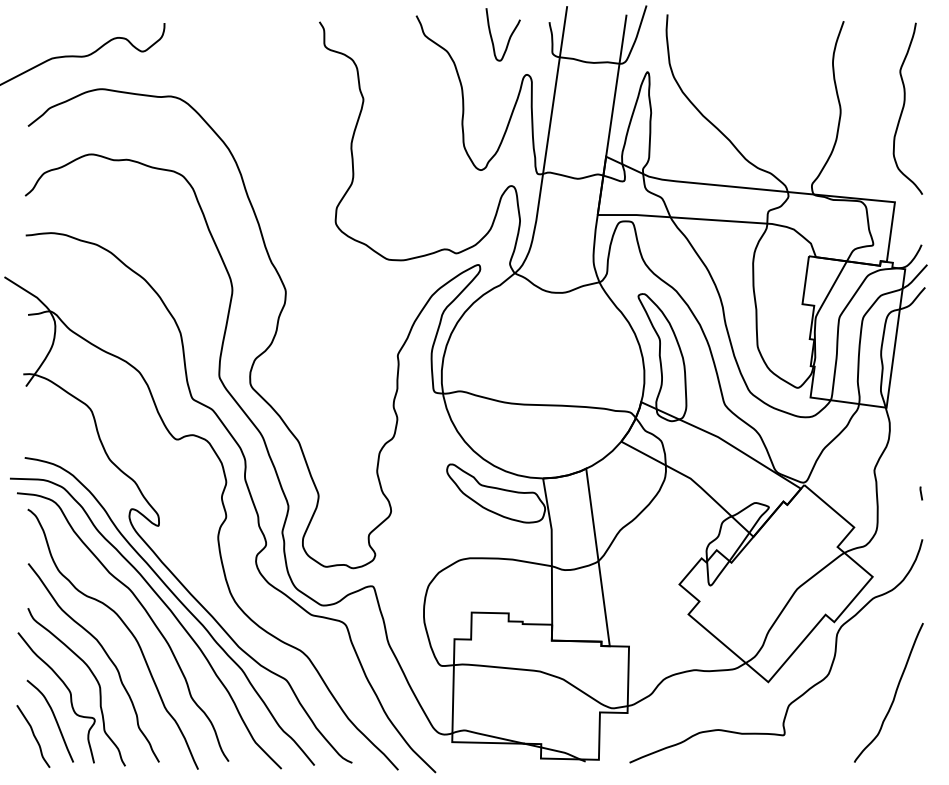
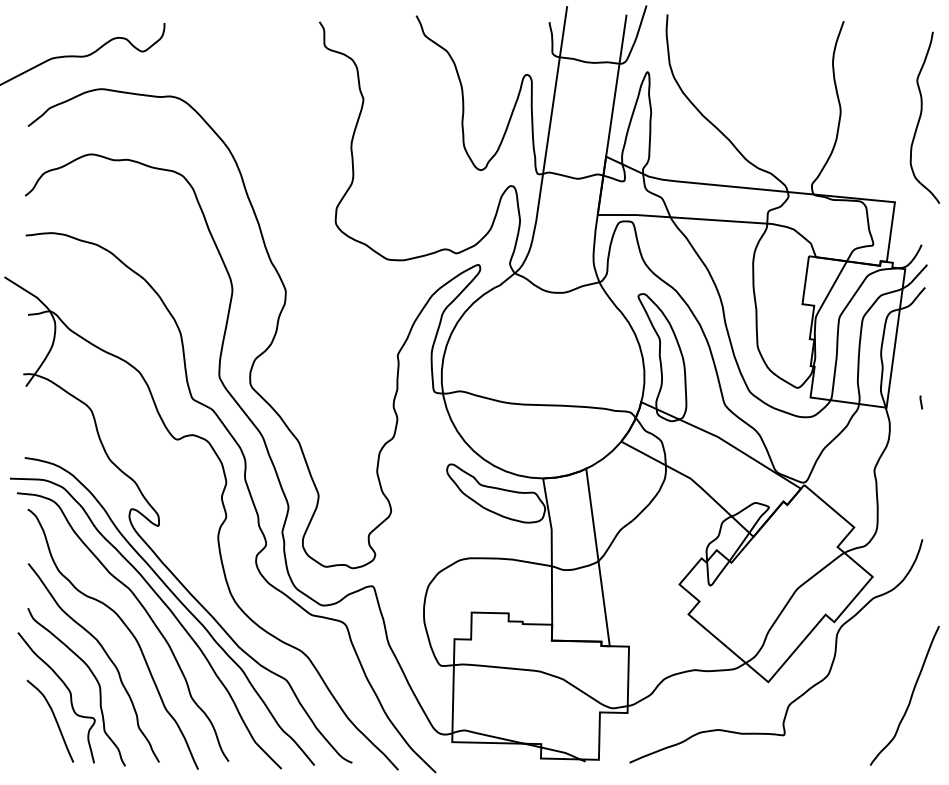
curve: present -> none (509, 36)
curve position: (904, 107) -> (921, 116) (921, 116)
line position: (921, 493) -> (921, 402) (921, 402)
curve position: (894, 693) -> (910, 696) (910, 696)
curve: present -> none (33, 736)
